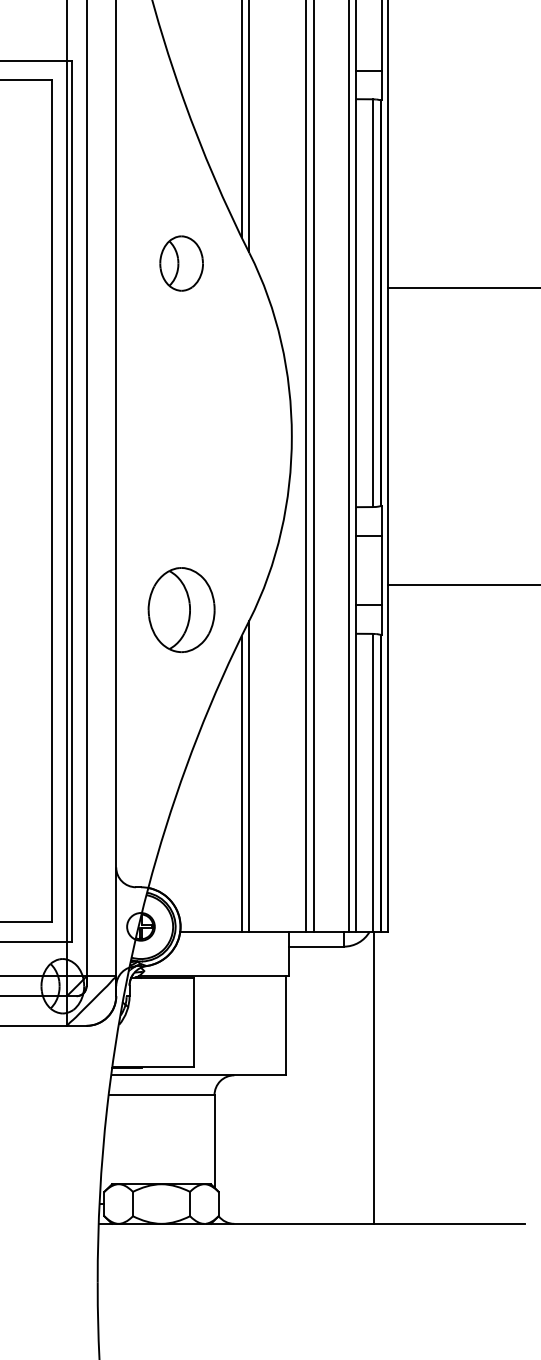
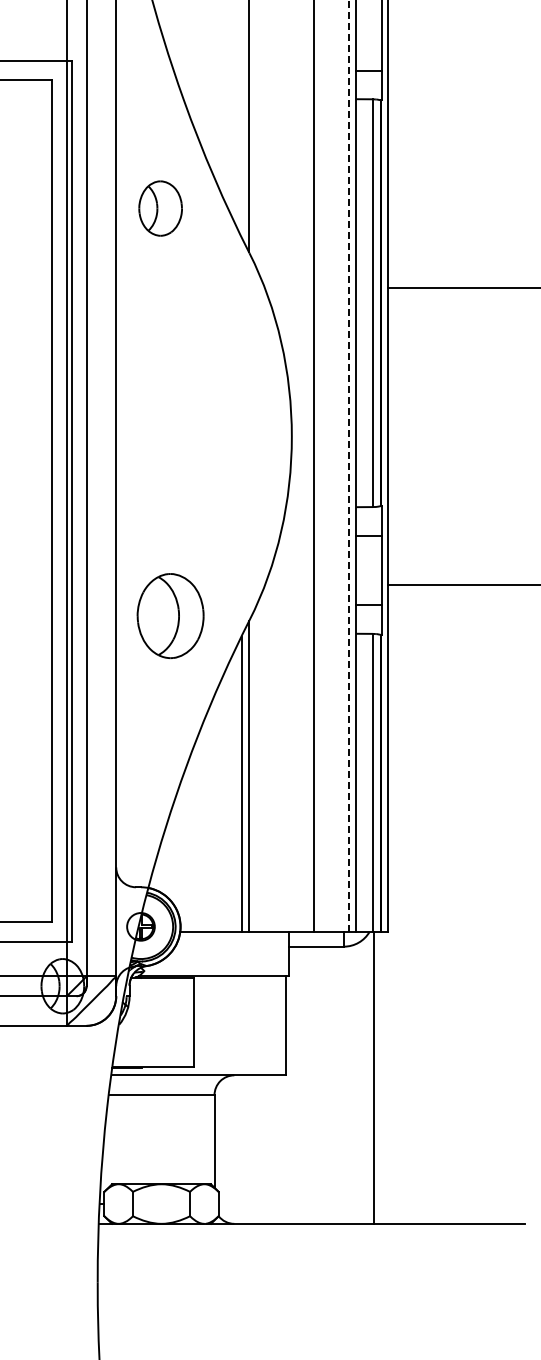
line: present -> none (241, 119)
part position: (181, 263) -> (160, 208) (160, 208)
line: present -> none (306, 466)
line: solid -> dashed (348, 466)
part position: (181, 609) -> (170, 615) (170, 615)
